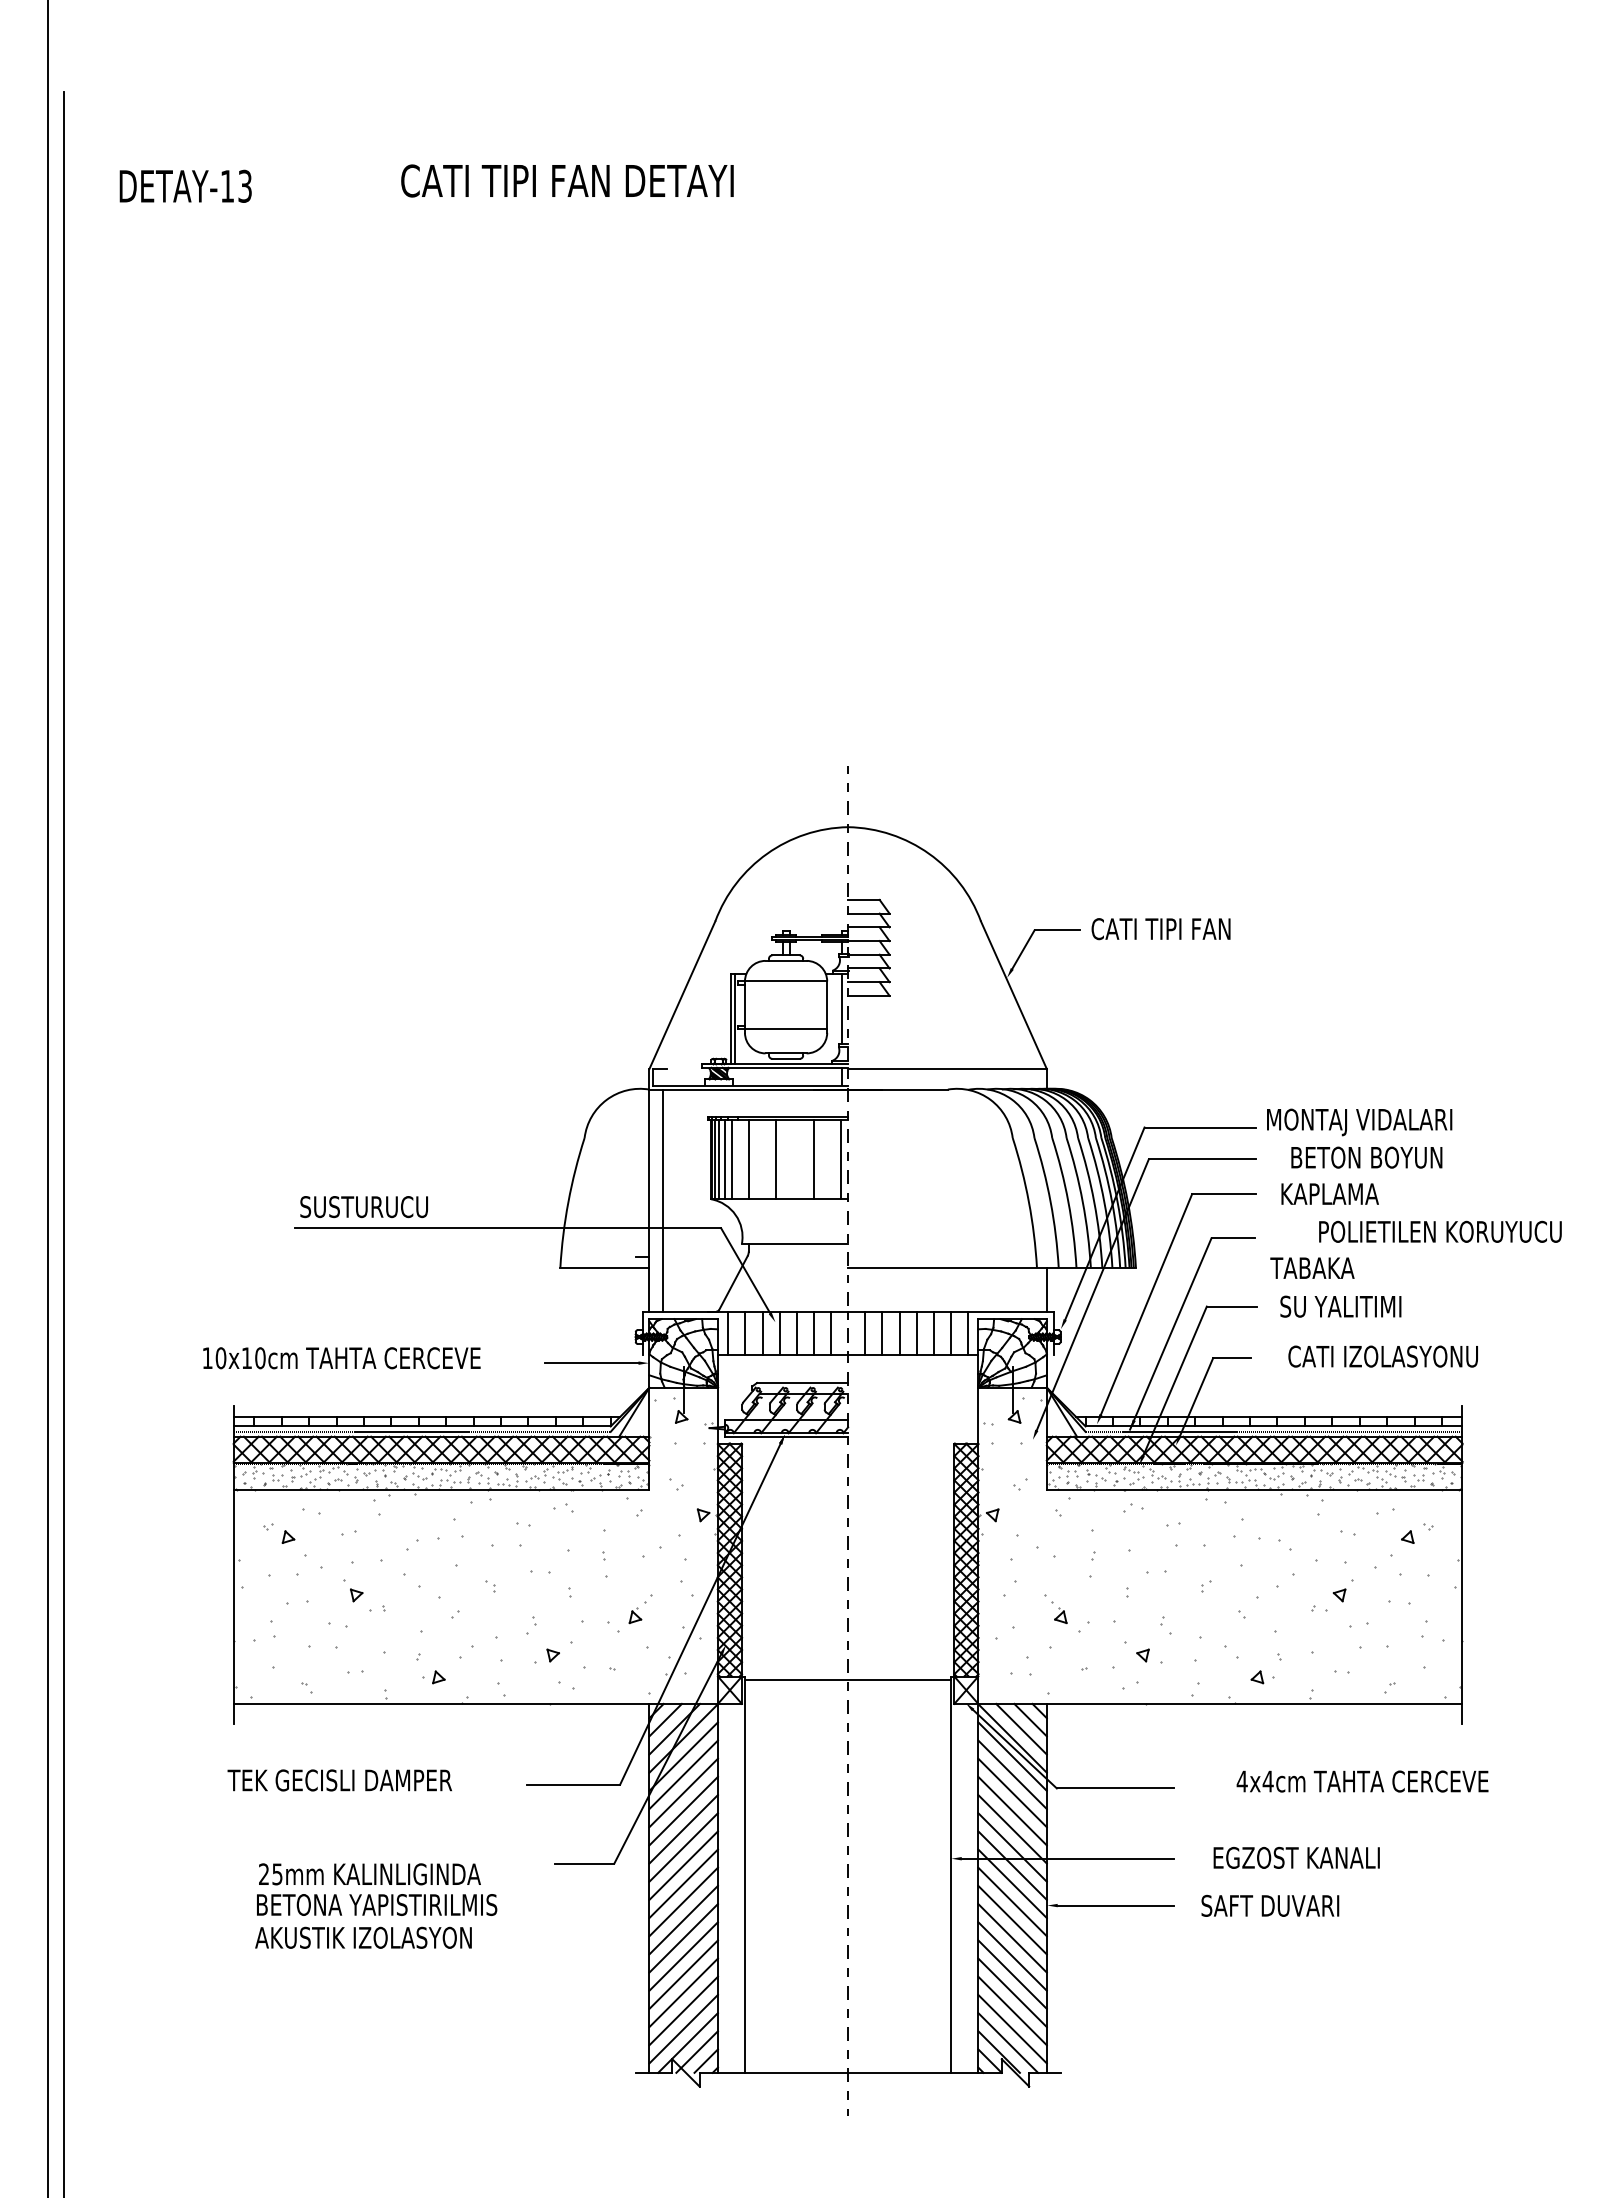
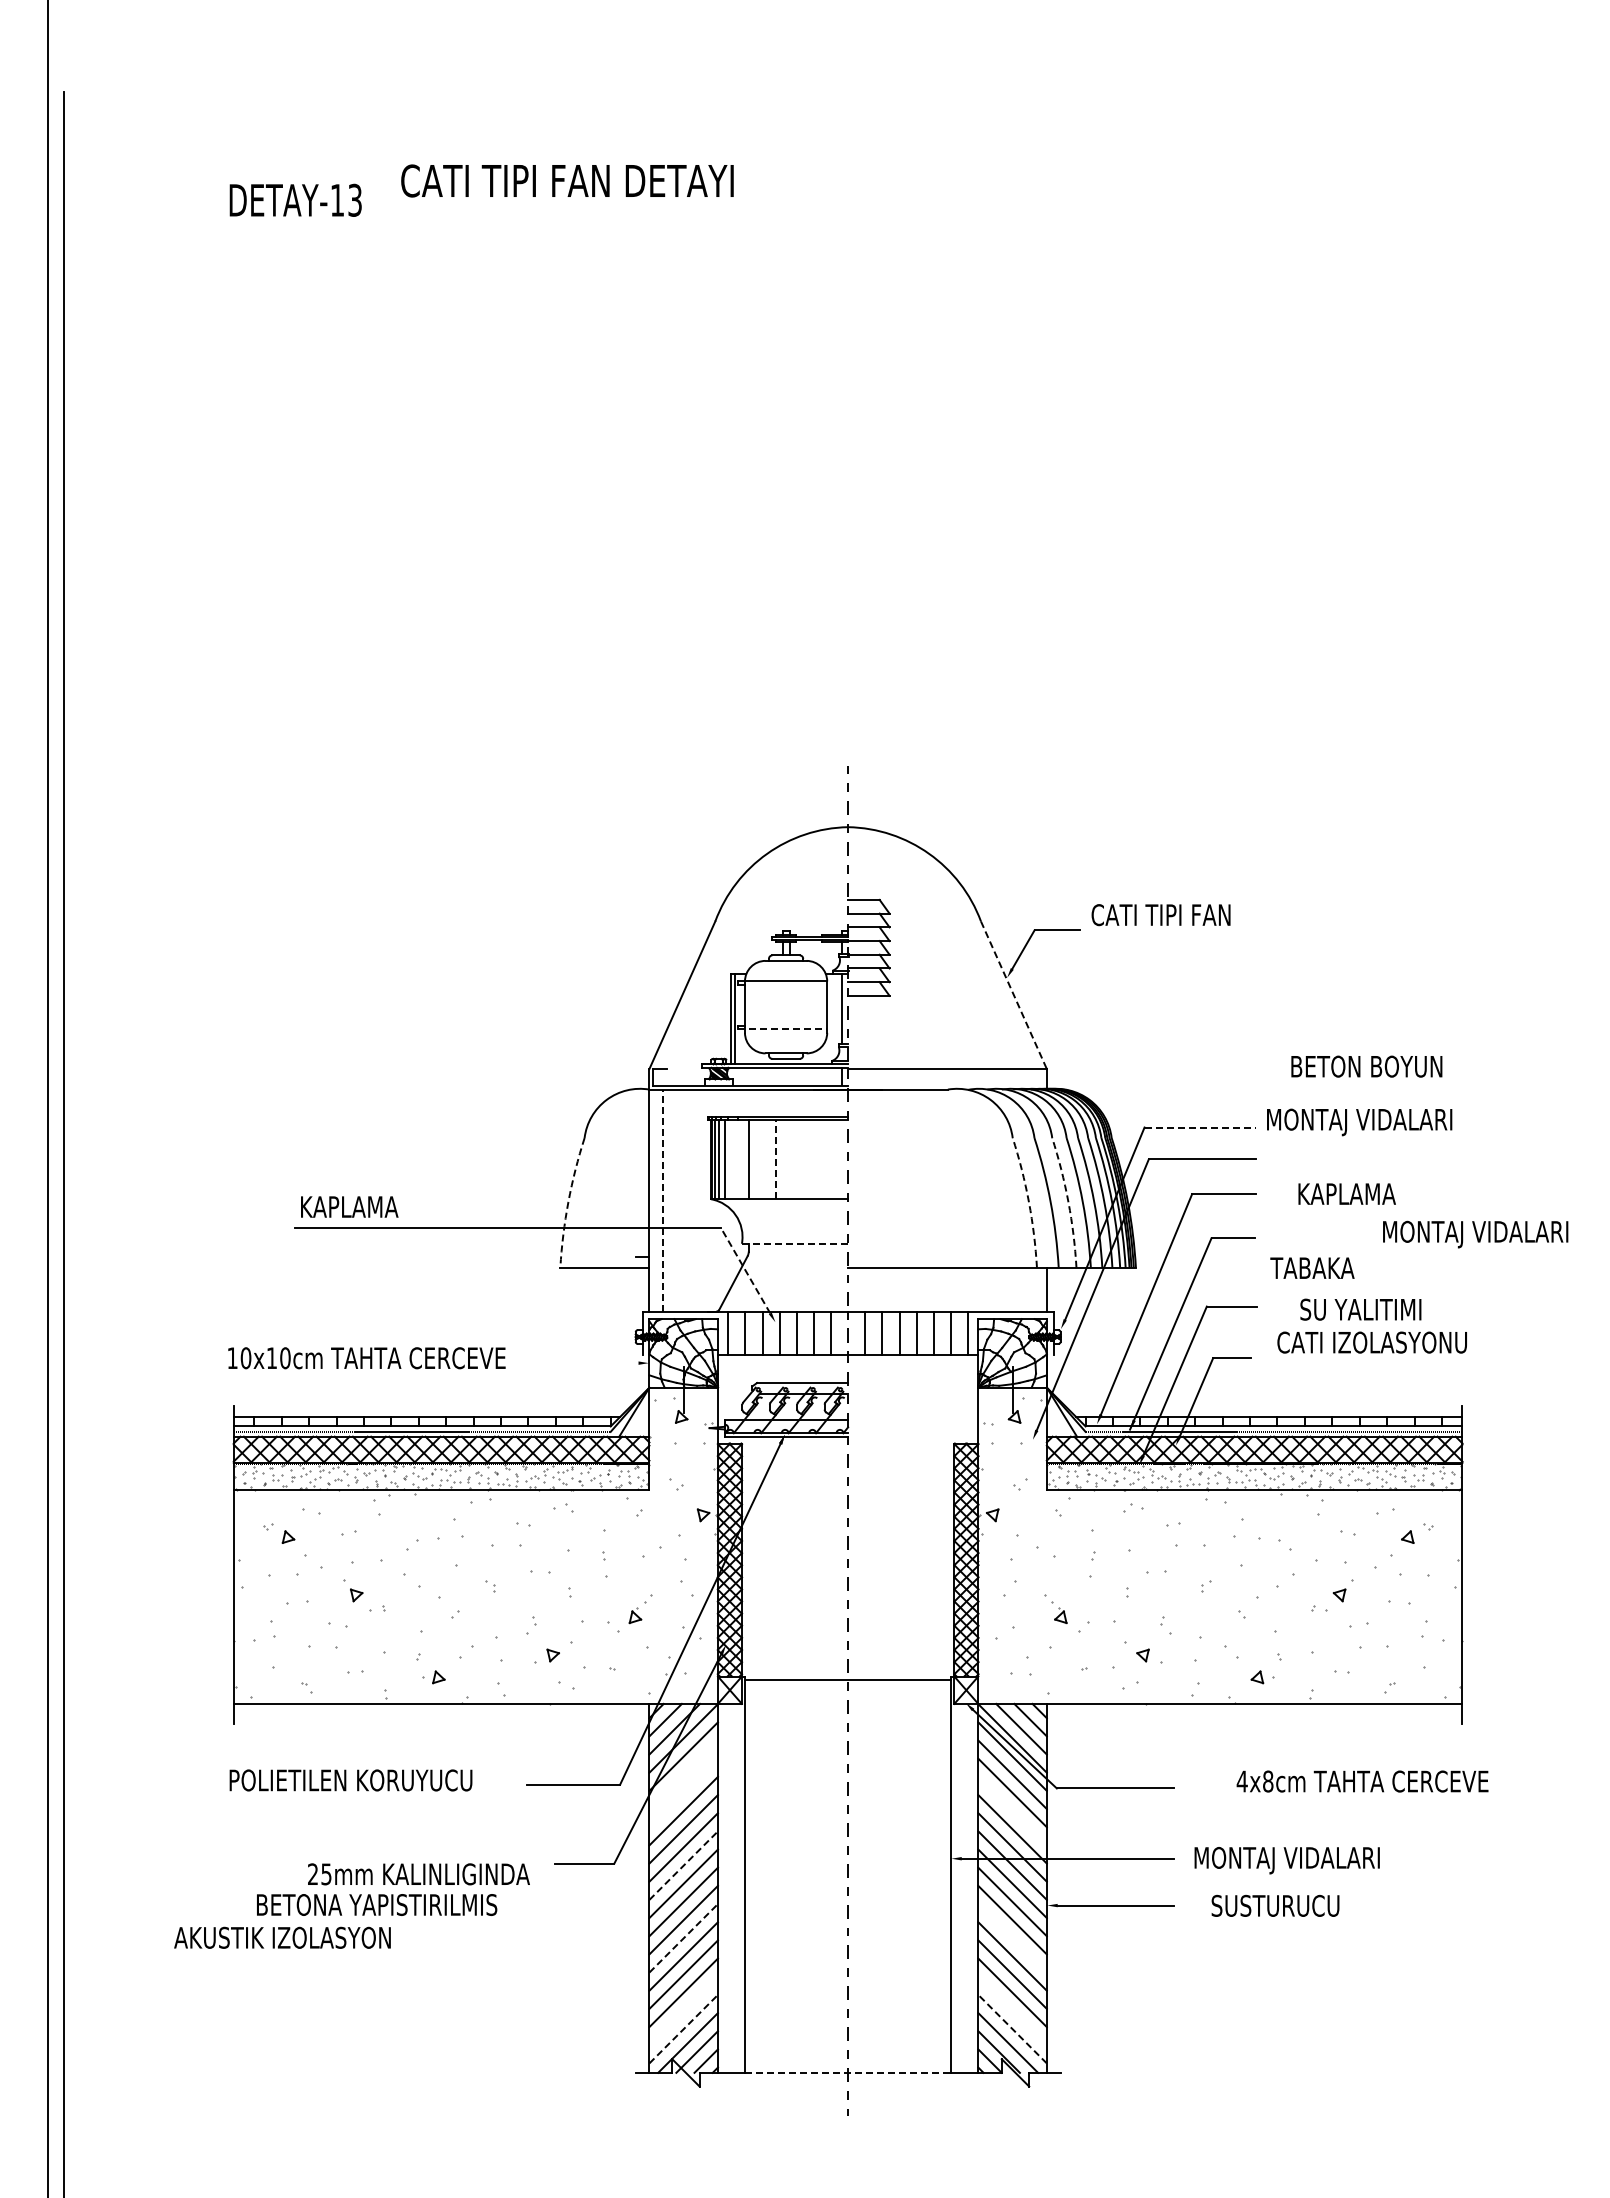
text position: (185, 185) -> (295, 199) (295, 199)
text position: (1160, 929) -> (1160, 915) (1160, 915)
line: solid -> dashed (1013, 995)
line: solid -> dashed (782, 1029)
line: solid -> dashed (1200, 1127)
text position: (1366, 1157) -> (1366, 1066) (1366, 1066)
line: present -> none (731, 1159)
line: solid -> dashed (776, 1159)
line: present -> none (813, 1159)
line: present -> none (841, 1159)
text position: (1329, 1193) -> (1346, 1193) (1346, 1193)
line: solid -> dashed (663, 1200)
arc: solid -> dashed (568, 1202)
arc: solid -> dashed (1028, 1202)
arc: solid -> dashed (1068, 1202)
text: SUSTURUCU -> KAPLAMA (364, 1207)
text: POLIETILEN KORUYUCU -> MONTAJ VIDALARI (1443, 1234)
line: solid -> dashed (794, 1243)
line: solid -> dashed (745, 1270)
text position: (1340, 1306) -> (1360, 1309) (1360, 1309)
text position: (1382, 1356) -> (1371, 1342) (1371, 1342)
text position: (341, 1358) -> (366, 1358) (366, 1358)
line: present -> none (591, 1363)
line: present -> none (683, 1774)
text: TEK GECISLI DAMPER -> POLIETILEN KORUYUCU (349, 1780)
text: 4x4cm -> 4x8cm (1267, 1781)
line: present -> none (683, 1792)
line: present -> none (1012, 1810)
text: EGZOST KANALI -> MONTAJ VIDALARI (1284, 1860)
line: solid -> dashed (684, 1865)
text position: (369, 1874) -> (418, 1874) (418, 1874)
text: SAFT DUVARI -> SUSTURUCU (1270, 1905)
text position: (363, 1937) -> (282, 1937) (282, 1937)
line: solid -> dashed (684, 1937)
line: present -> none (1012, 1938)
line: present -> none (683, 2010)
line: present -> none (1012, 2010)
line: solid -> dashed (684, 2028)
line: solid -> dashed (1012, 2028)
line: solid -> dashed (848, 2072)
